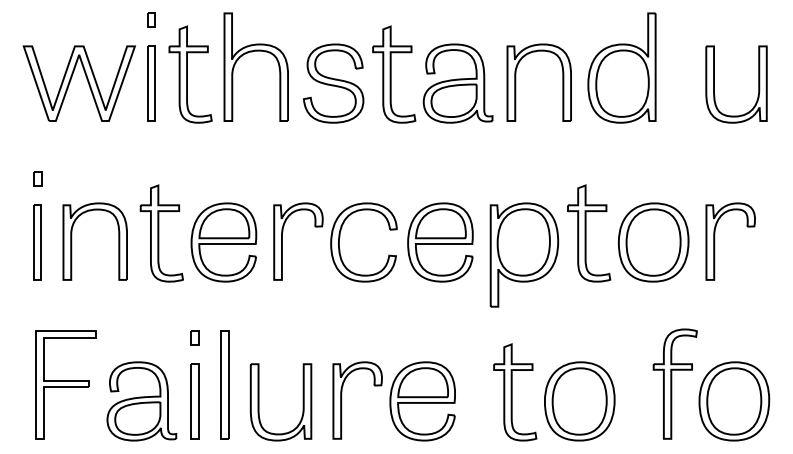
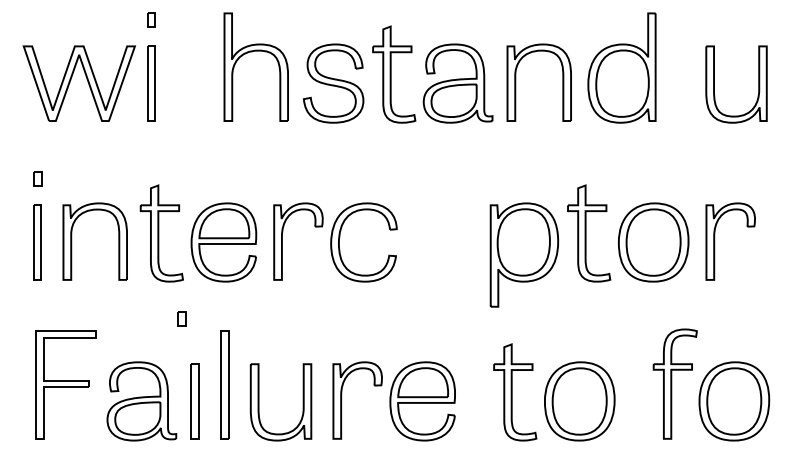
part: present -> none (190, 74)
part: present -> none (440, 242)
part position: (194, 337) -> (181, 318) (181, 318)
